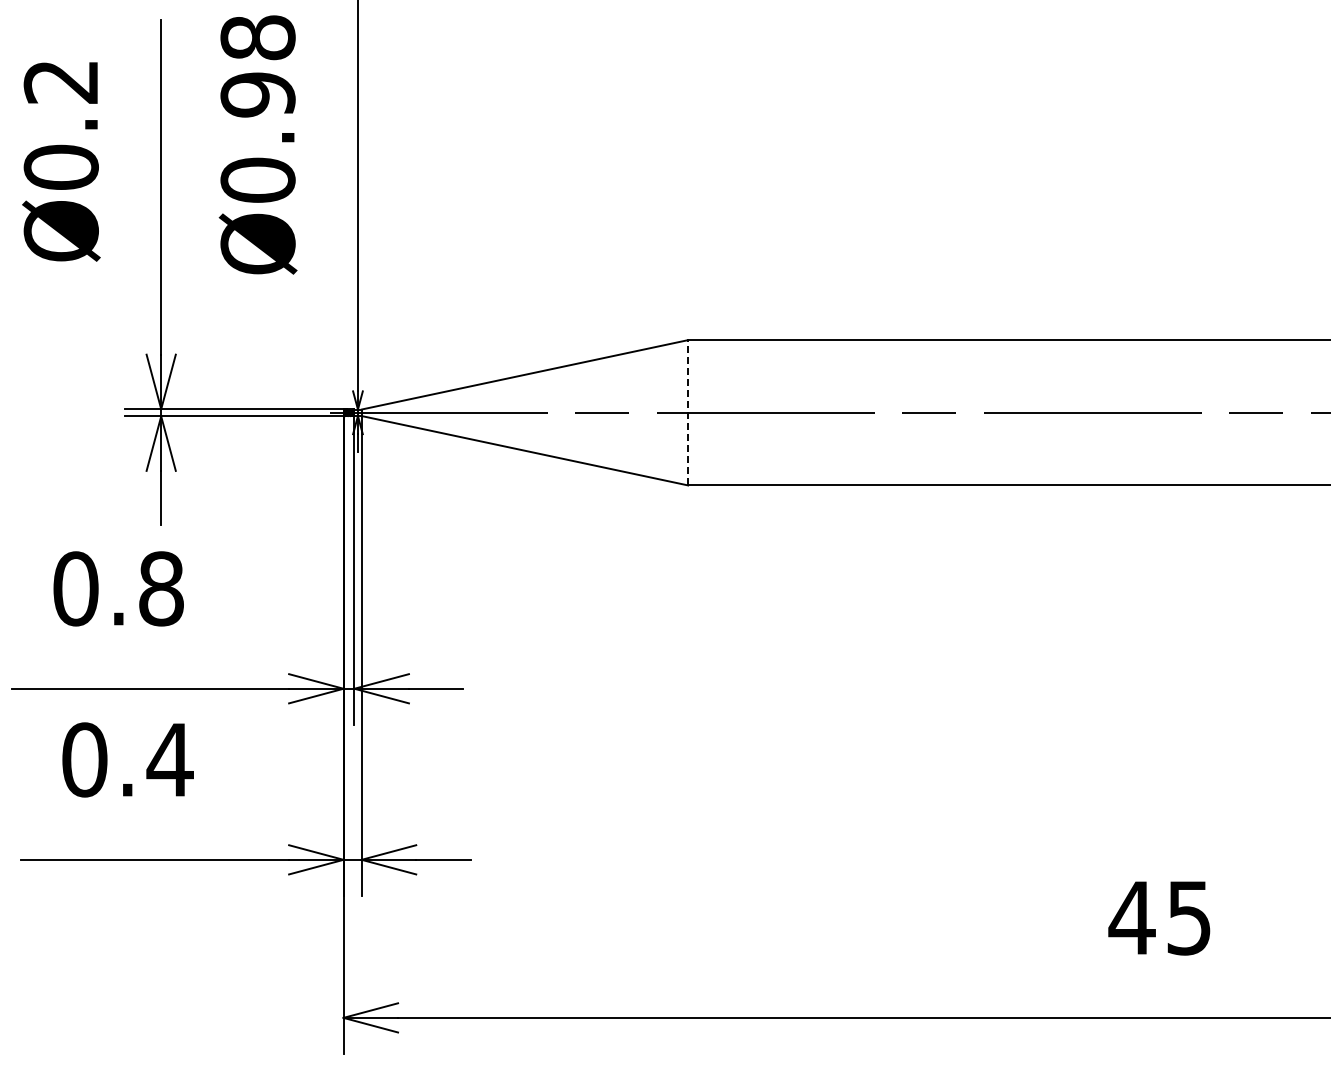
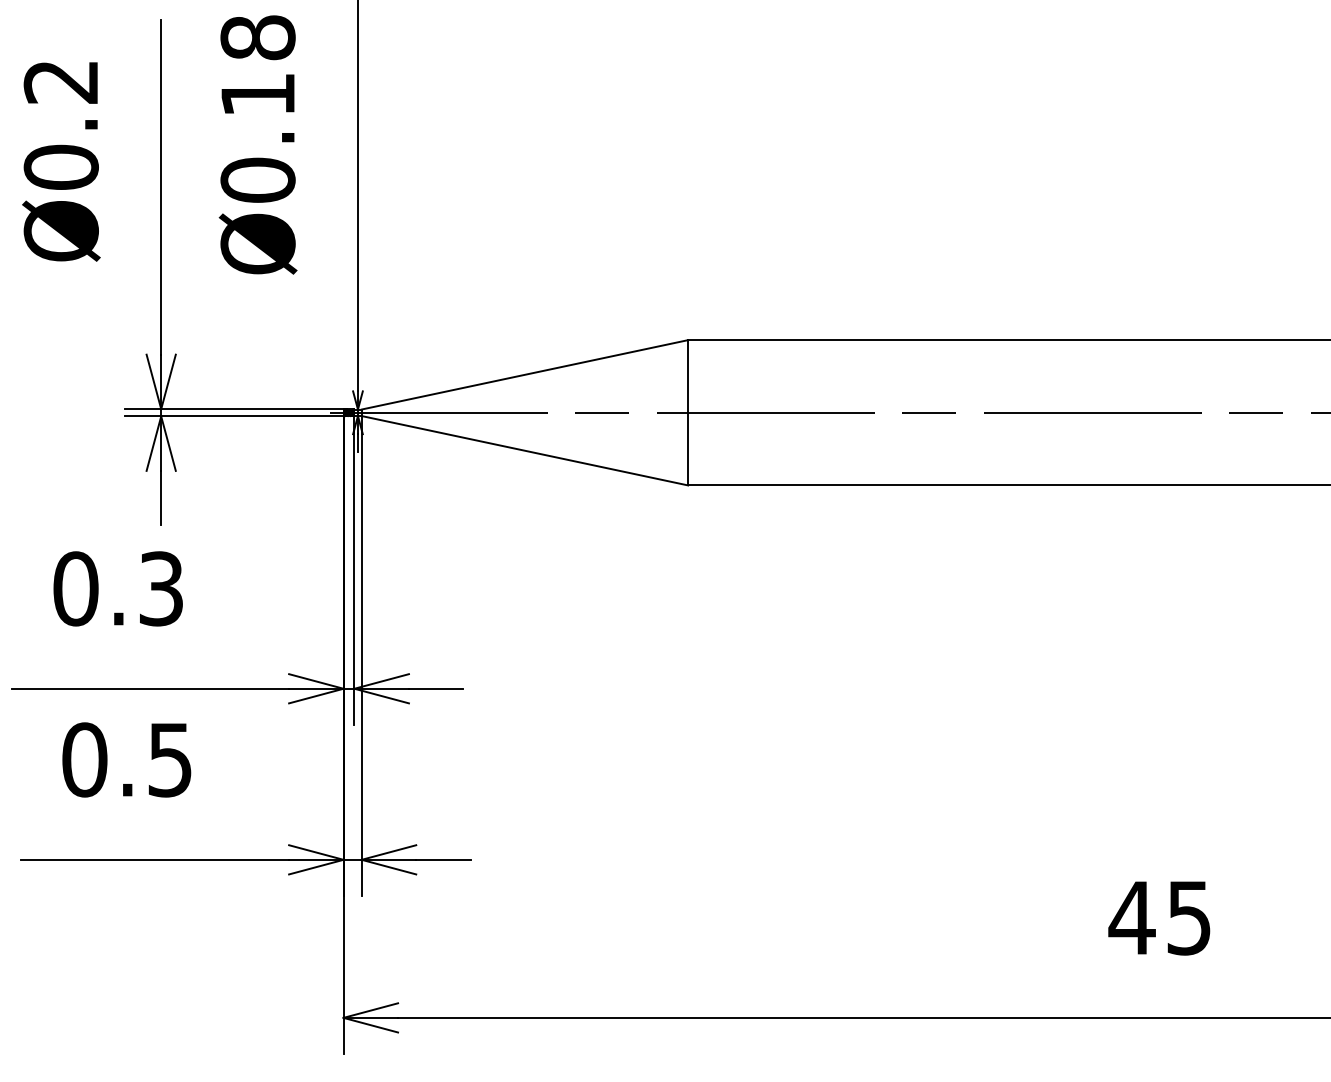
text: Ø0.98 -> Ø0.18 (257, 94)
line: dashed -> solid (688, 412)
text: 0.8 -> 0.3 (161, 588)
text: 0.4 -> 0.5 (169, 760)
